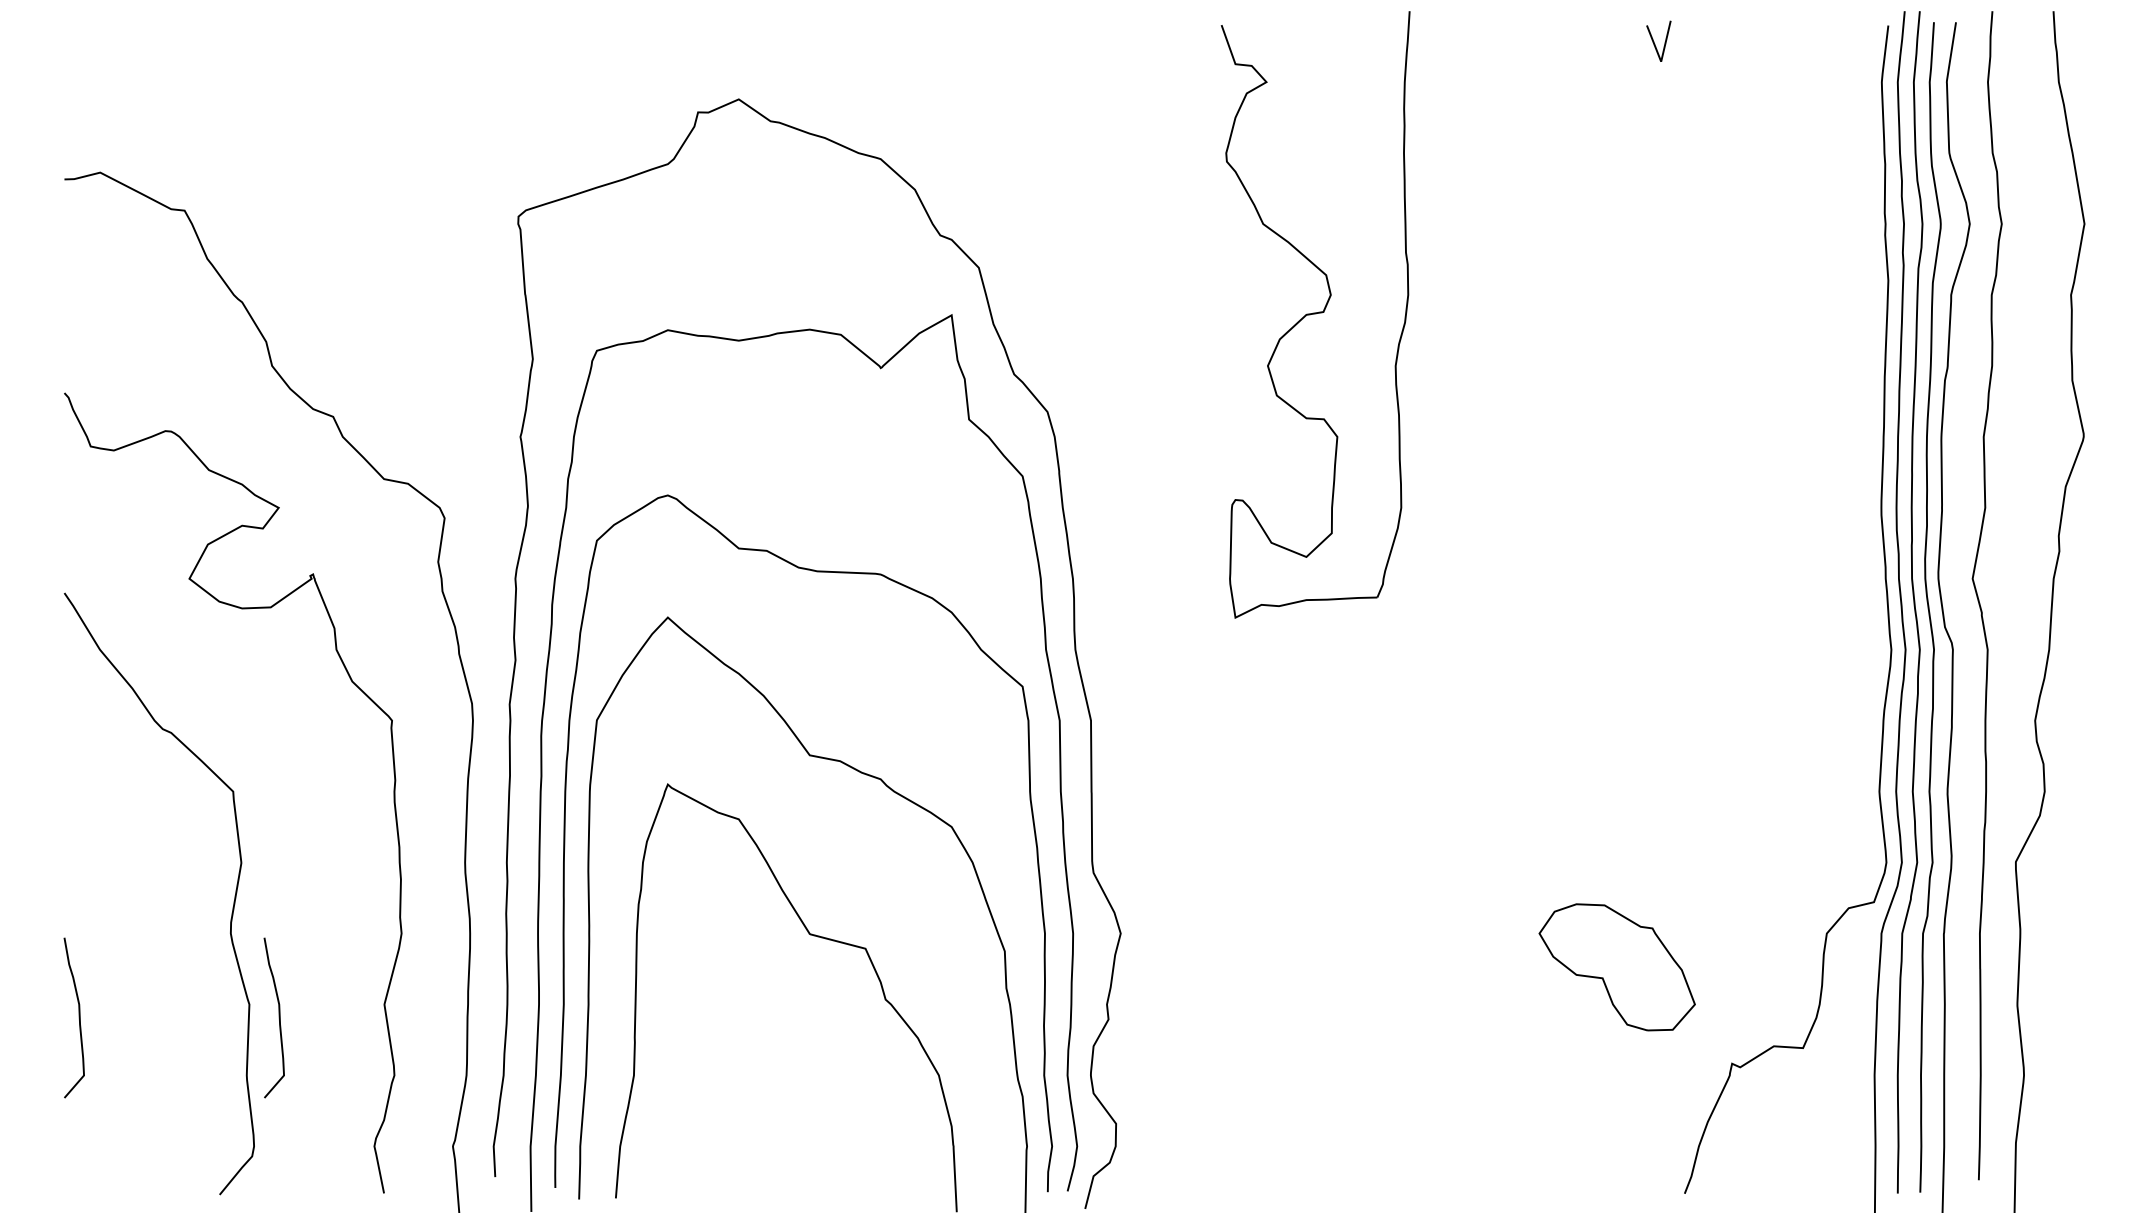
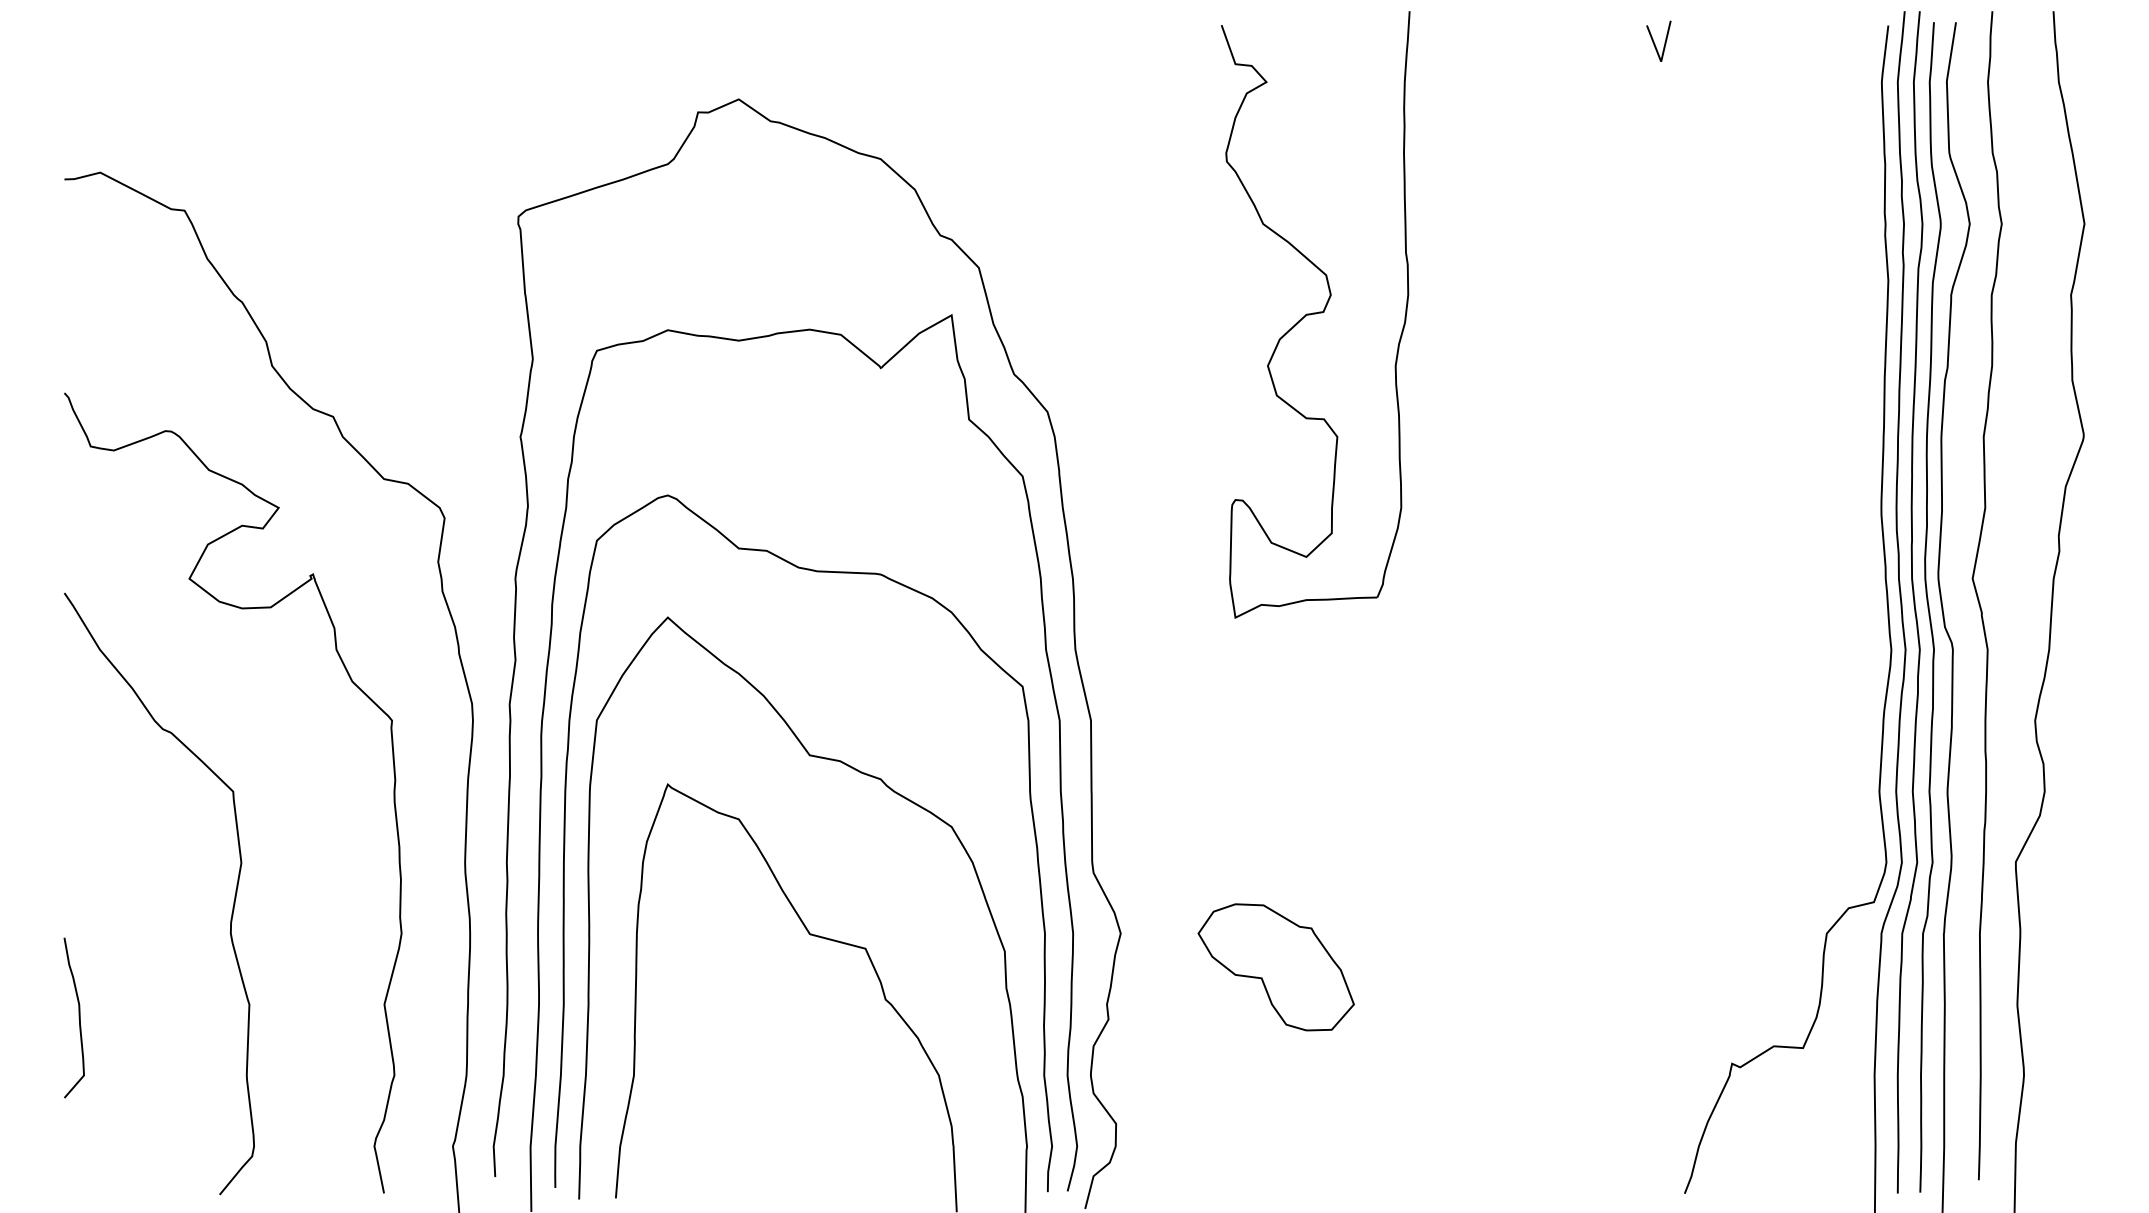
part position: (1616, 967) -> (1275, 967) (1275, 967)
curve: present -> none (278, 1017)
